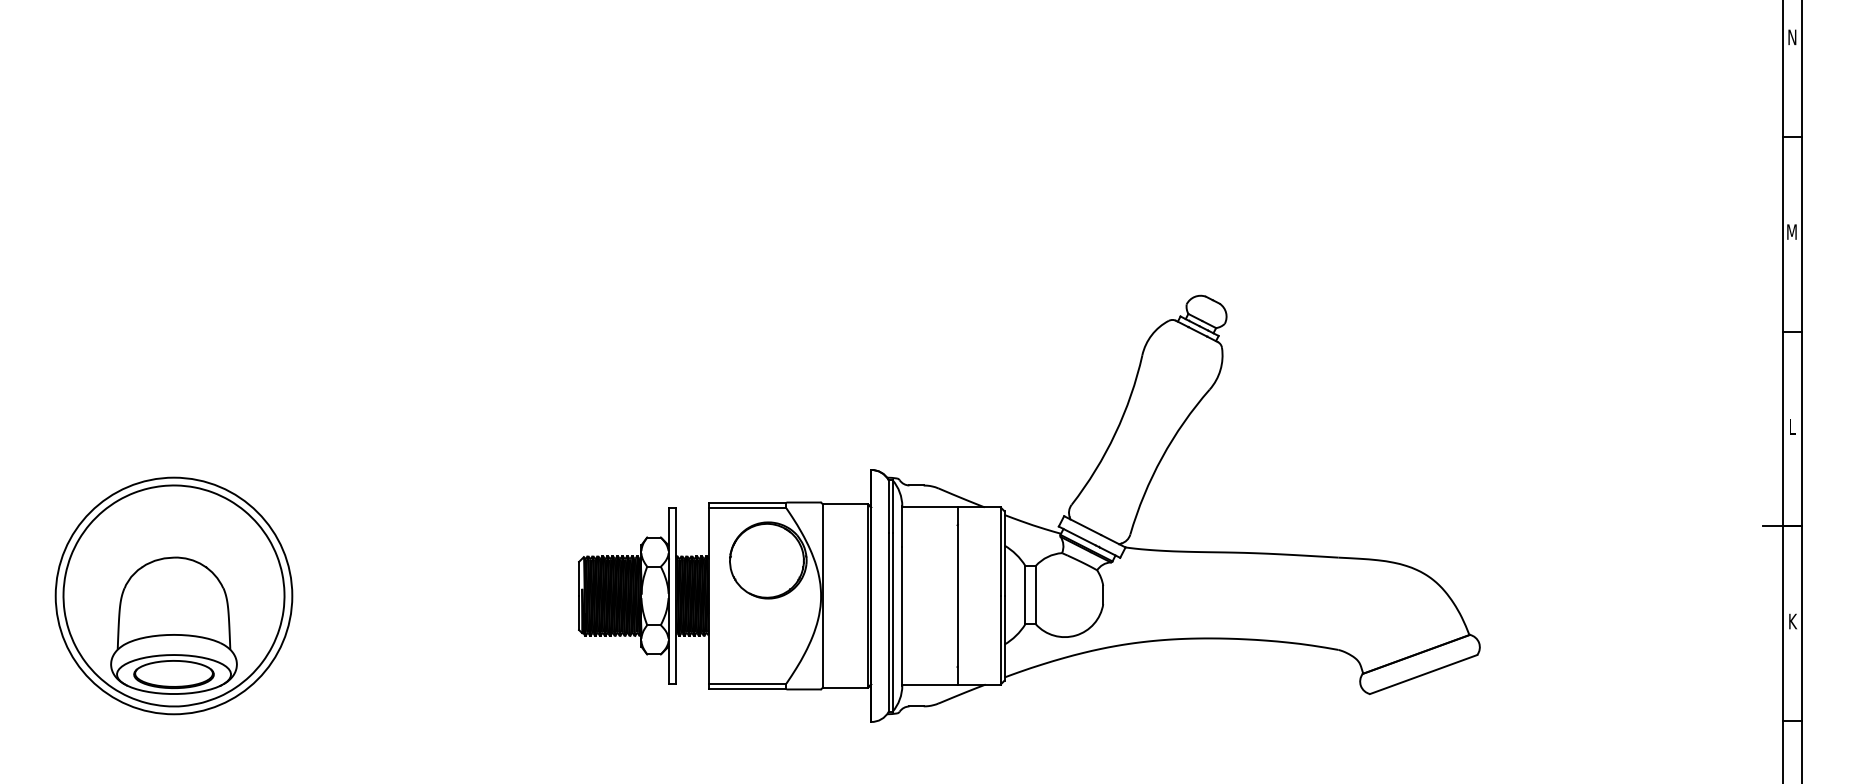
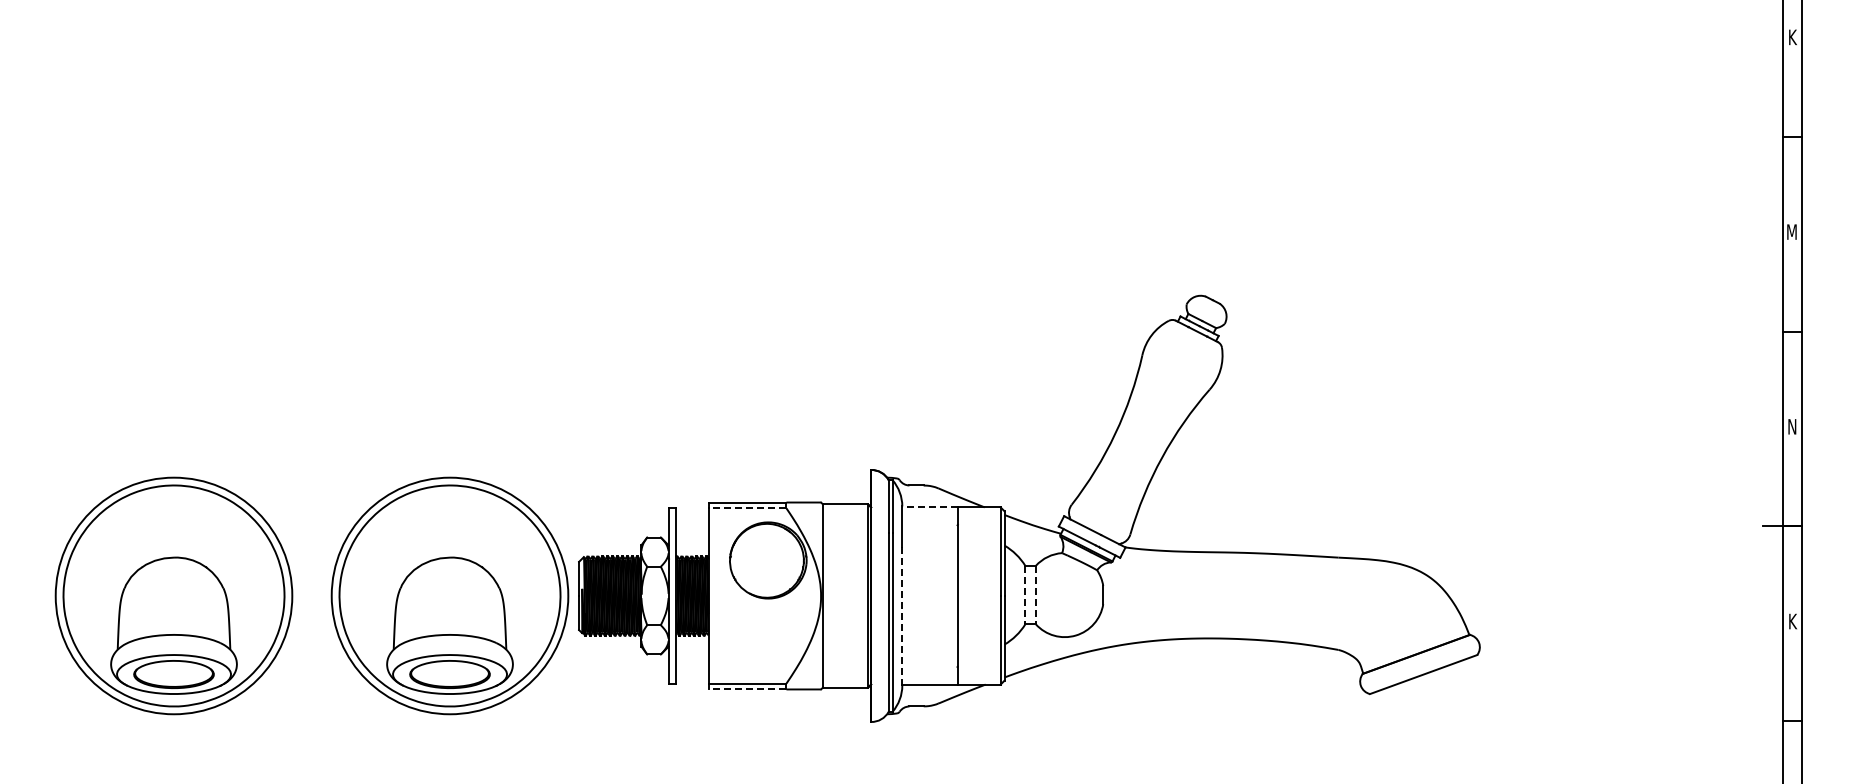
text: N -> K (1792, 36)
text: L -> N (1792, 426)
line: solid -> dashed (930, 507)
line: solid -> dashed (747, 508)
part: none -> present (449, 595)
line: solid -> dashed (1025, 595)
line: solid -> dashed (1035, 595)
line: solid -> dashed (902, 616)
line: solid -> dashed (747, 689)
